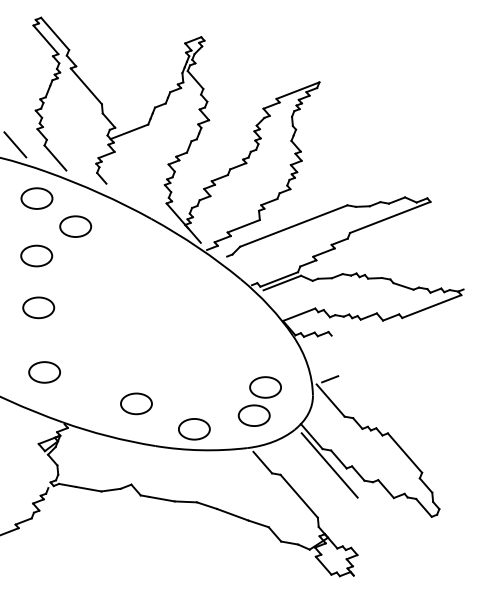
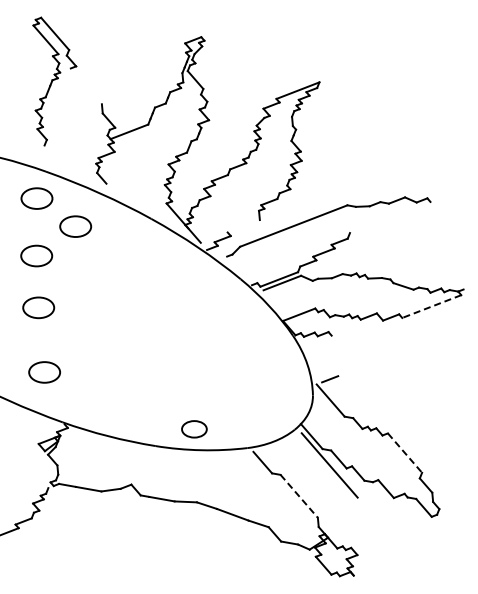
line: present -> none (85, 86)
line: present -> none (15, 144)
line: present -> none (55, 157)
line: present -> none (390, 217)
line: present -> none (243, 226)
line: solid -> dashed (431, 306)
part: present -> none (259, 401)
part: present -> none (136, 403)
part size: 33x23 px -> 27x19 px (194, 429)
line: solid -> dashed (405, 453)
line: solid -> dashed (299, 496)
